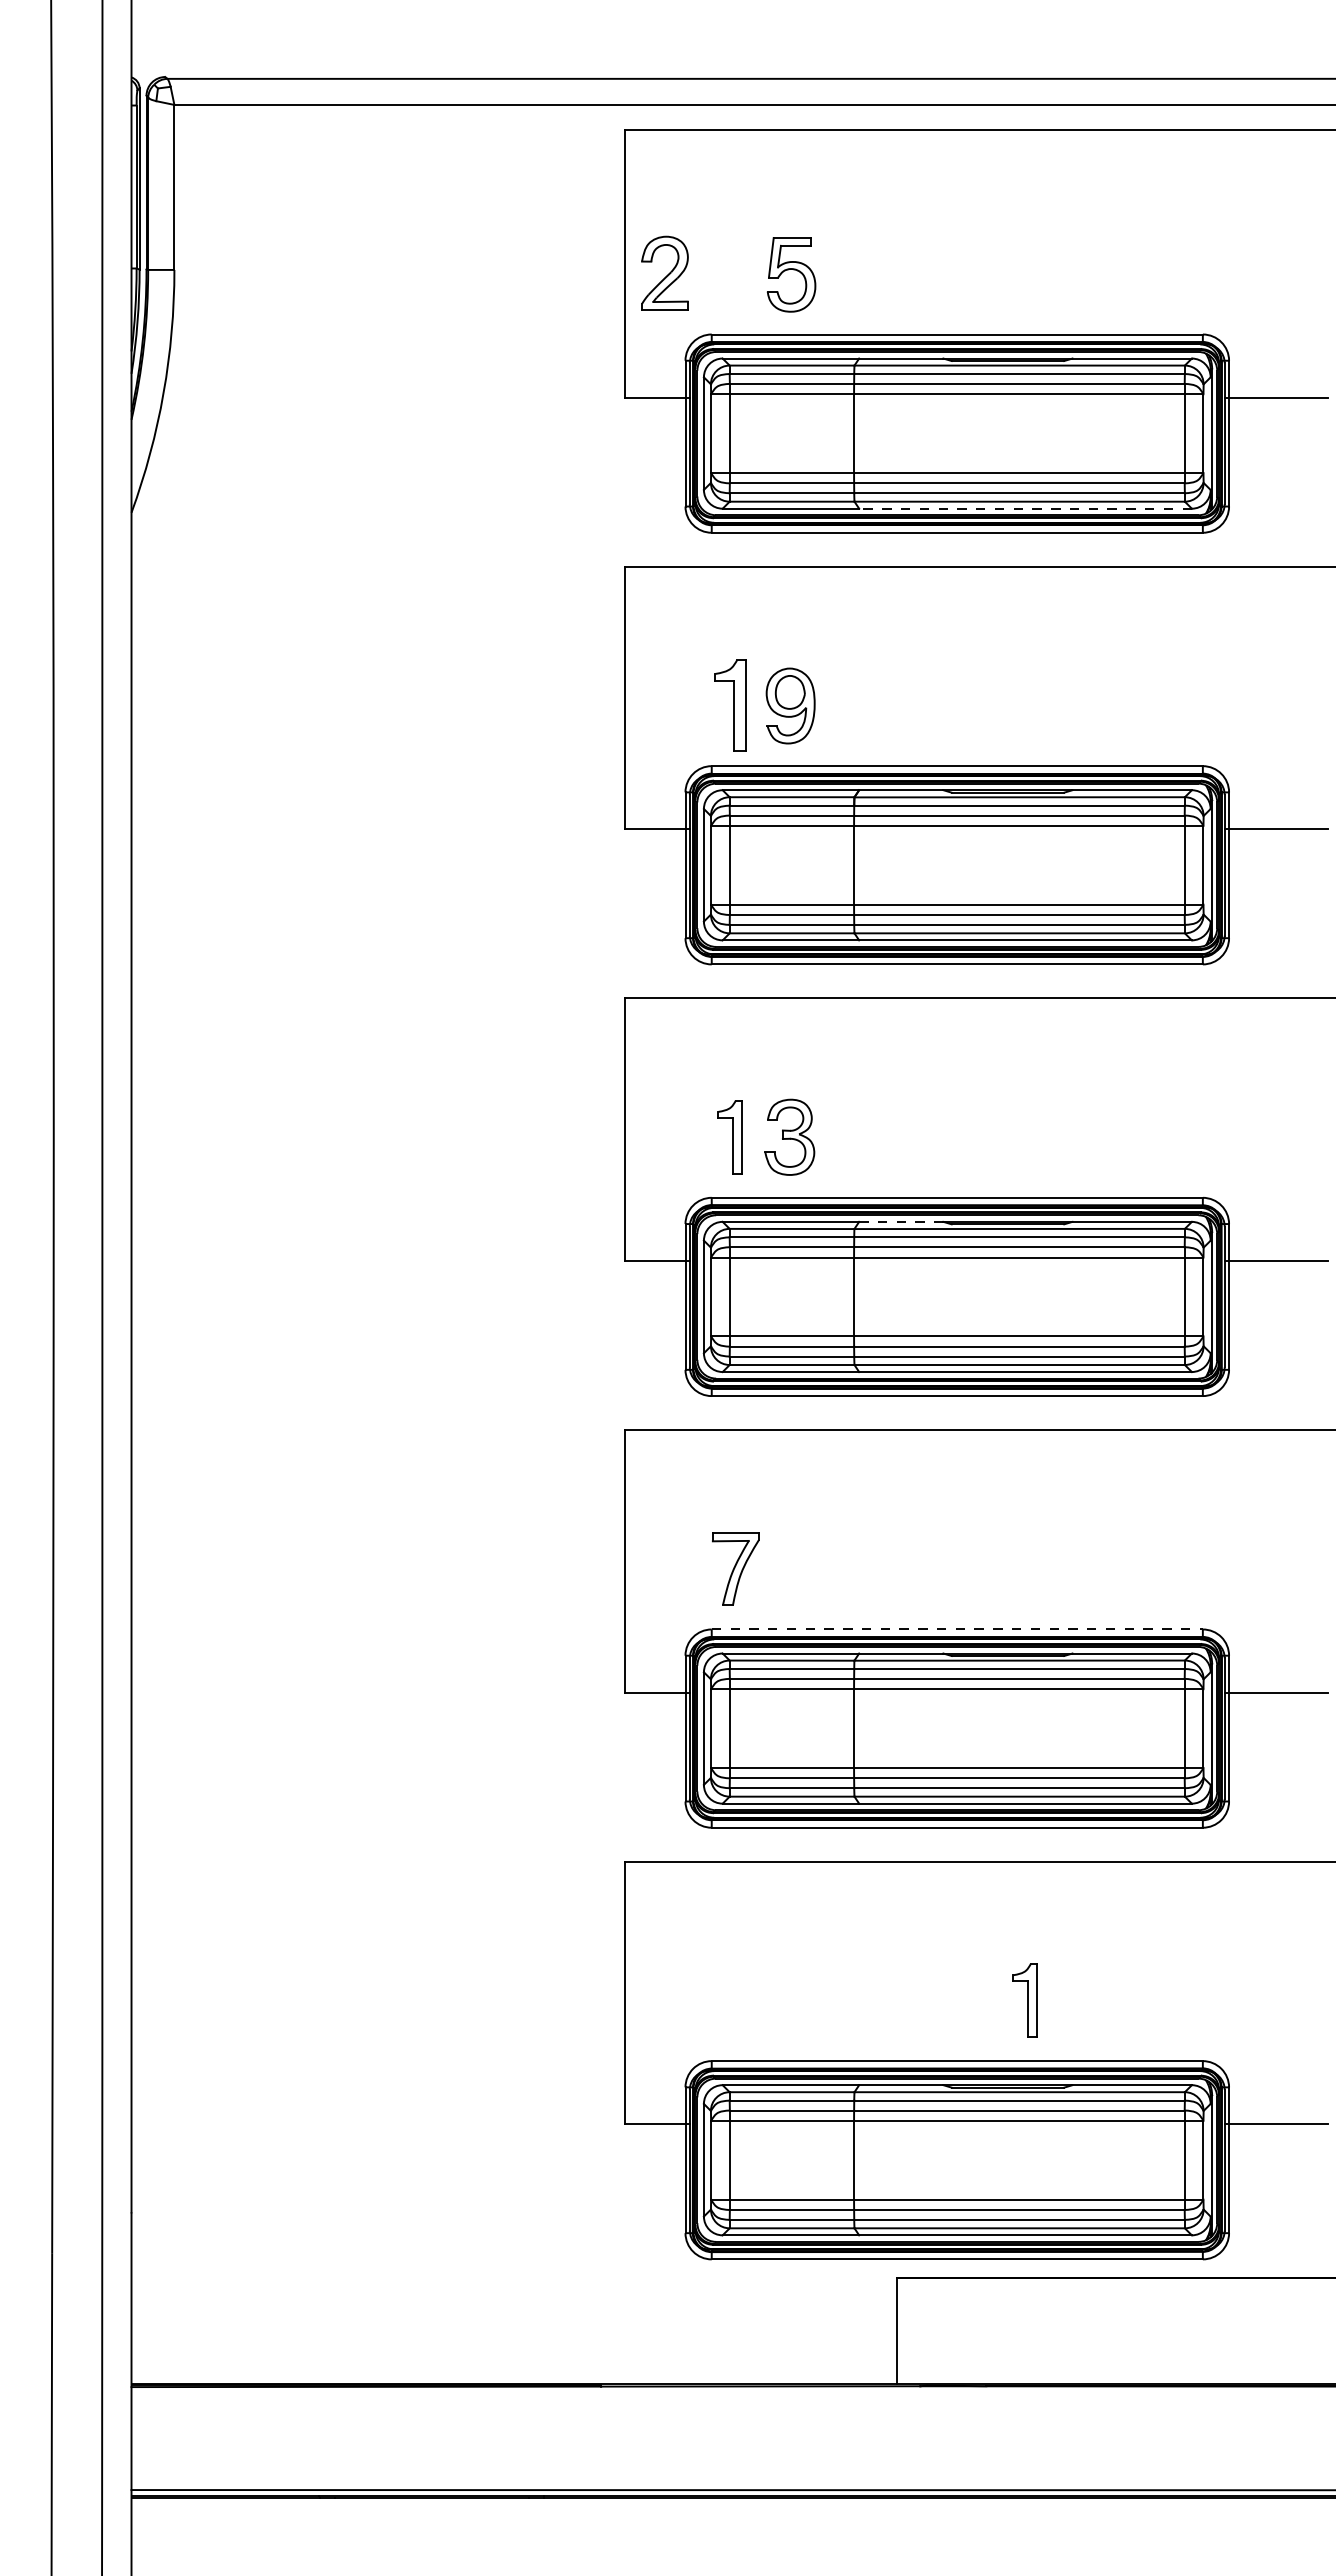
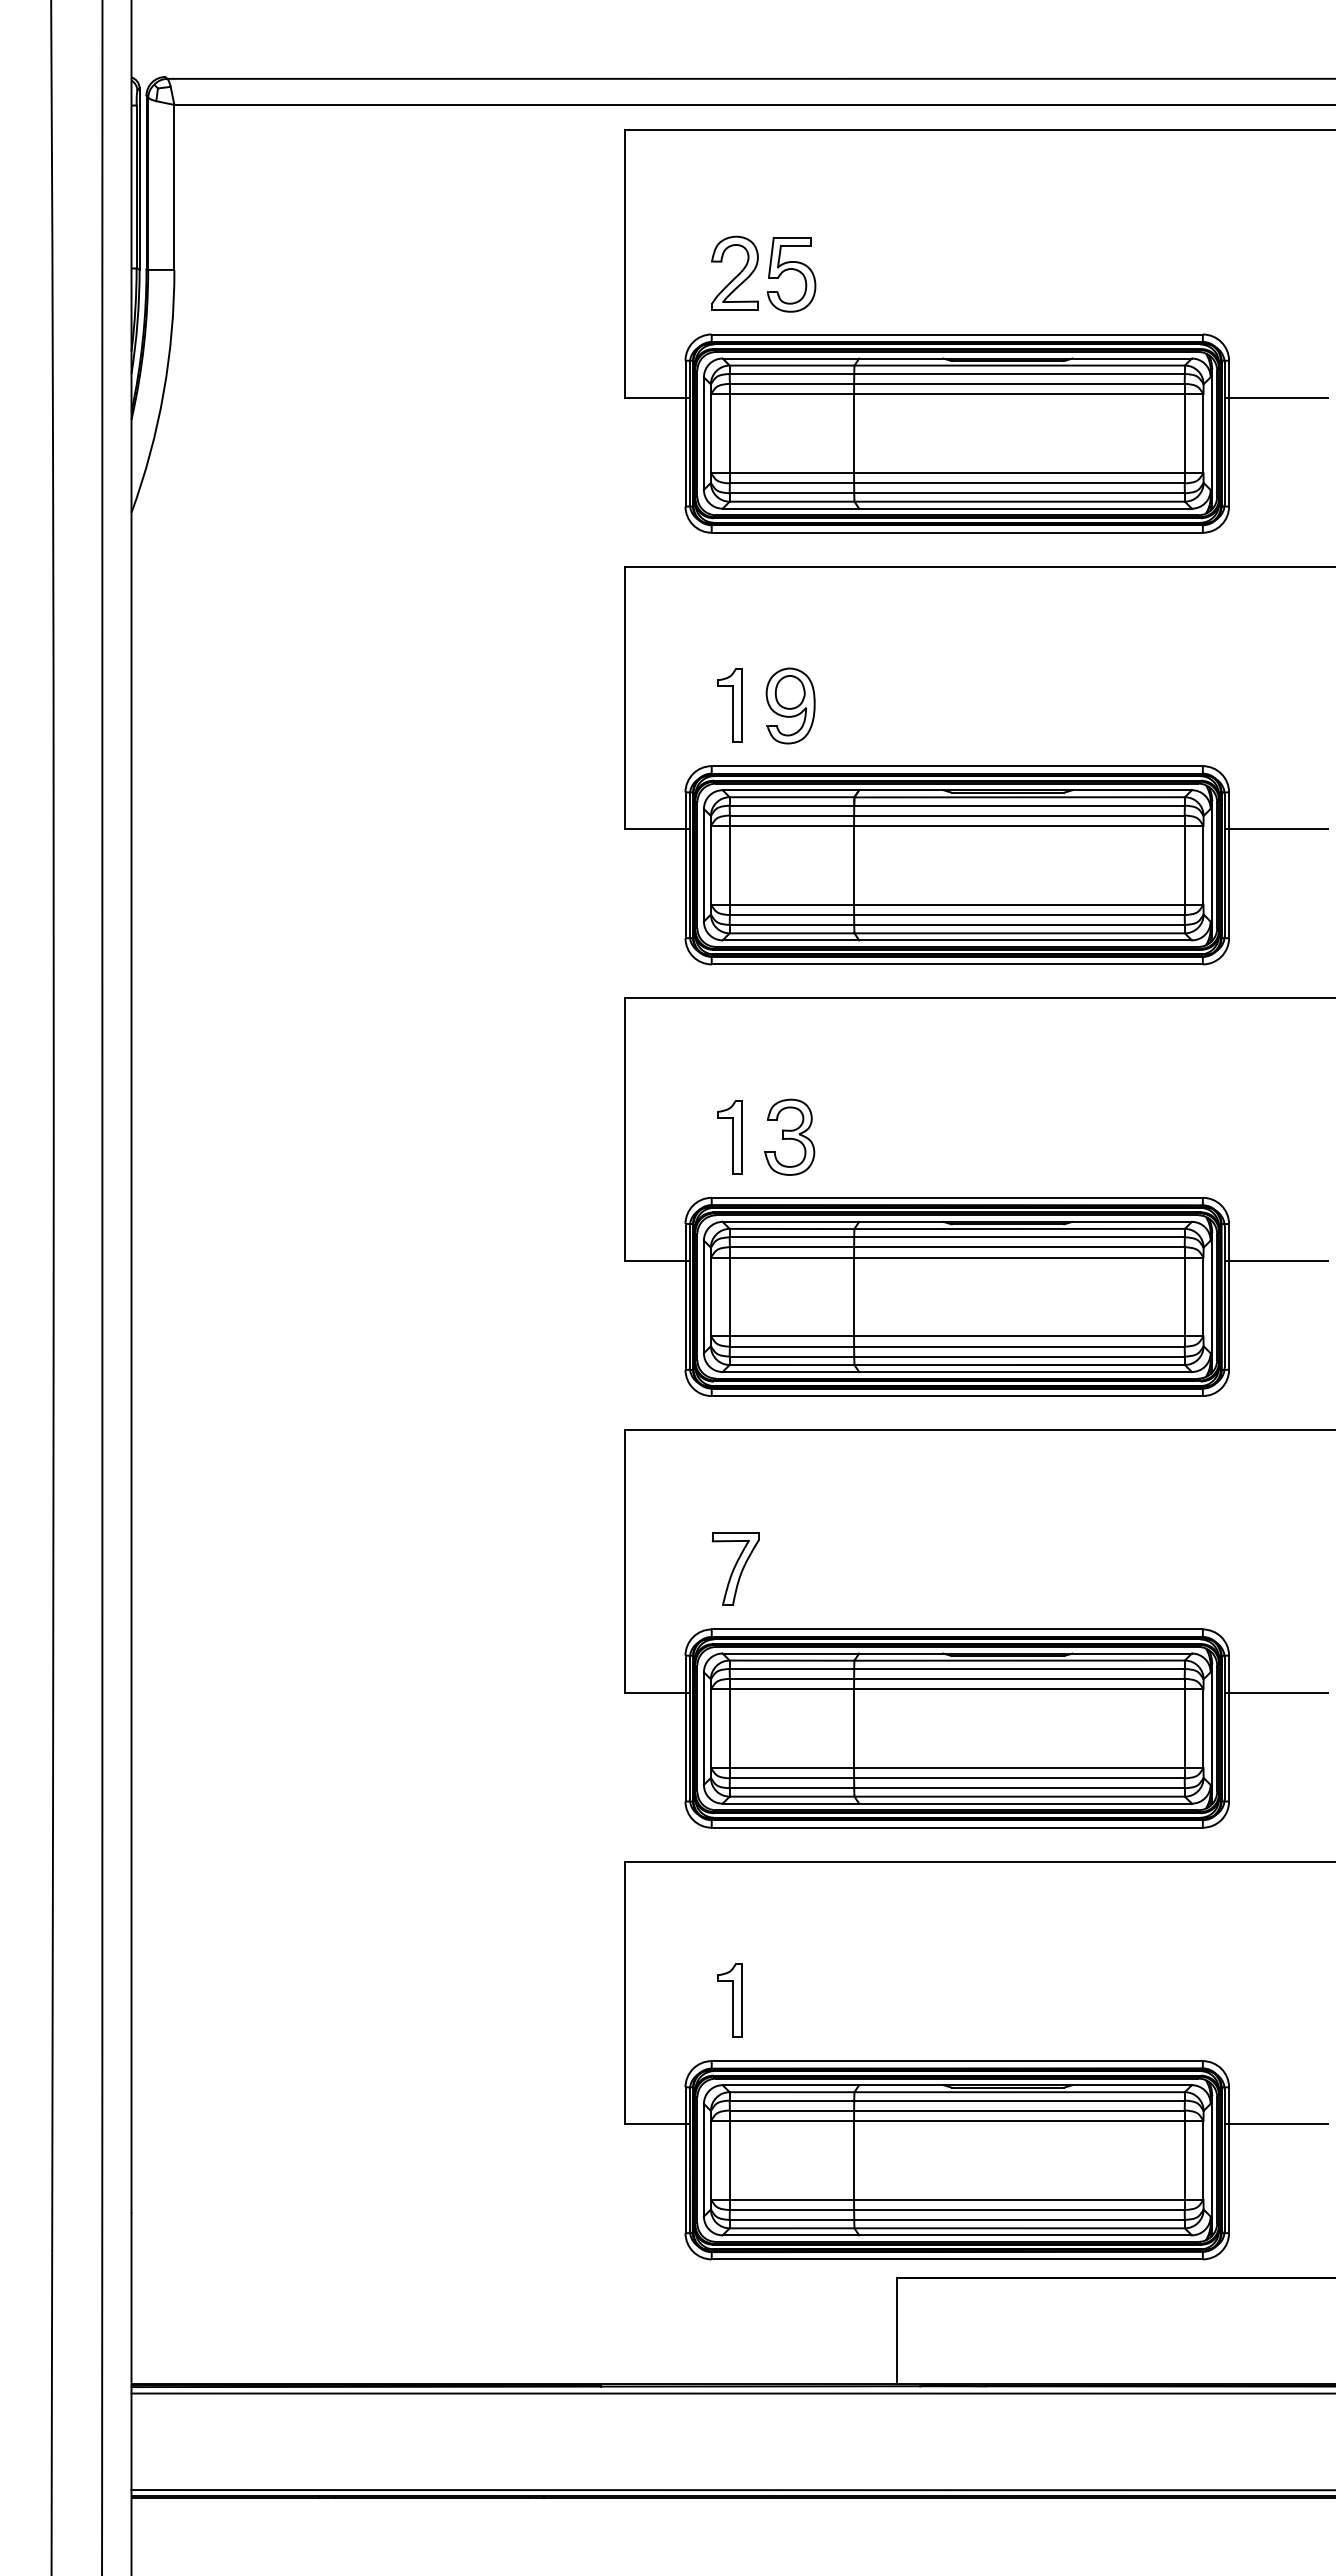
part position: (664, 272) -> (734, 272) (734, 272)
line: dashed -> solid (1025, 508)
part size: 33x93 px -> 26x75 px (729, 705)
line: dashed -> solid (901, 1221)
line: dashed -> solid (957, 1629)
part position: (1024, 2000) -> (729, 2000) (729, 2000)
line: none -> present (731, 2393)
